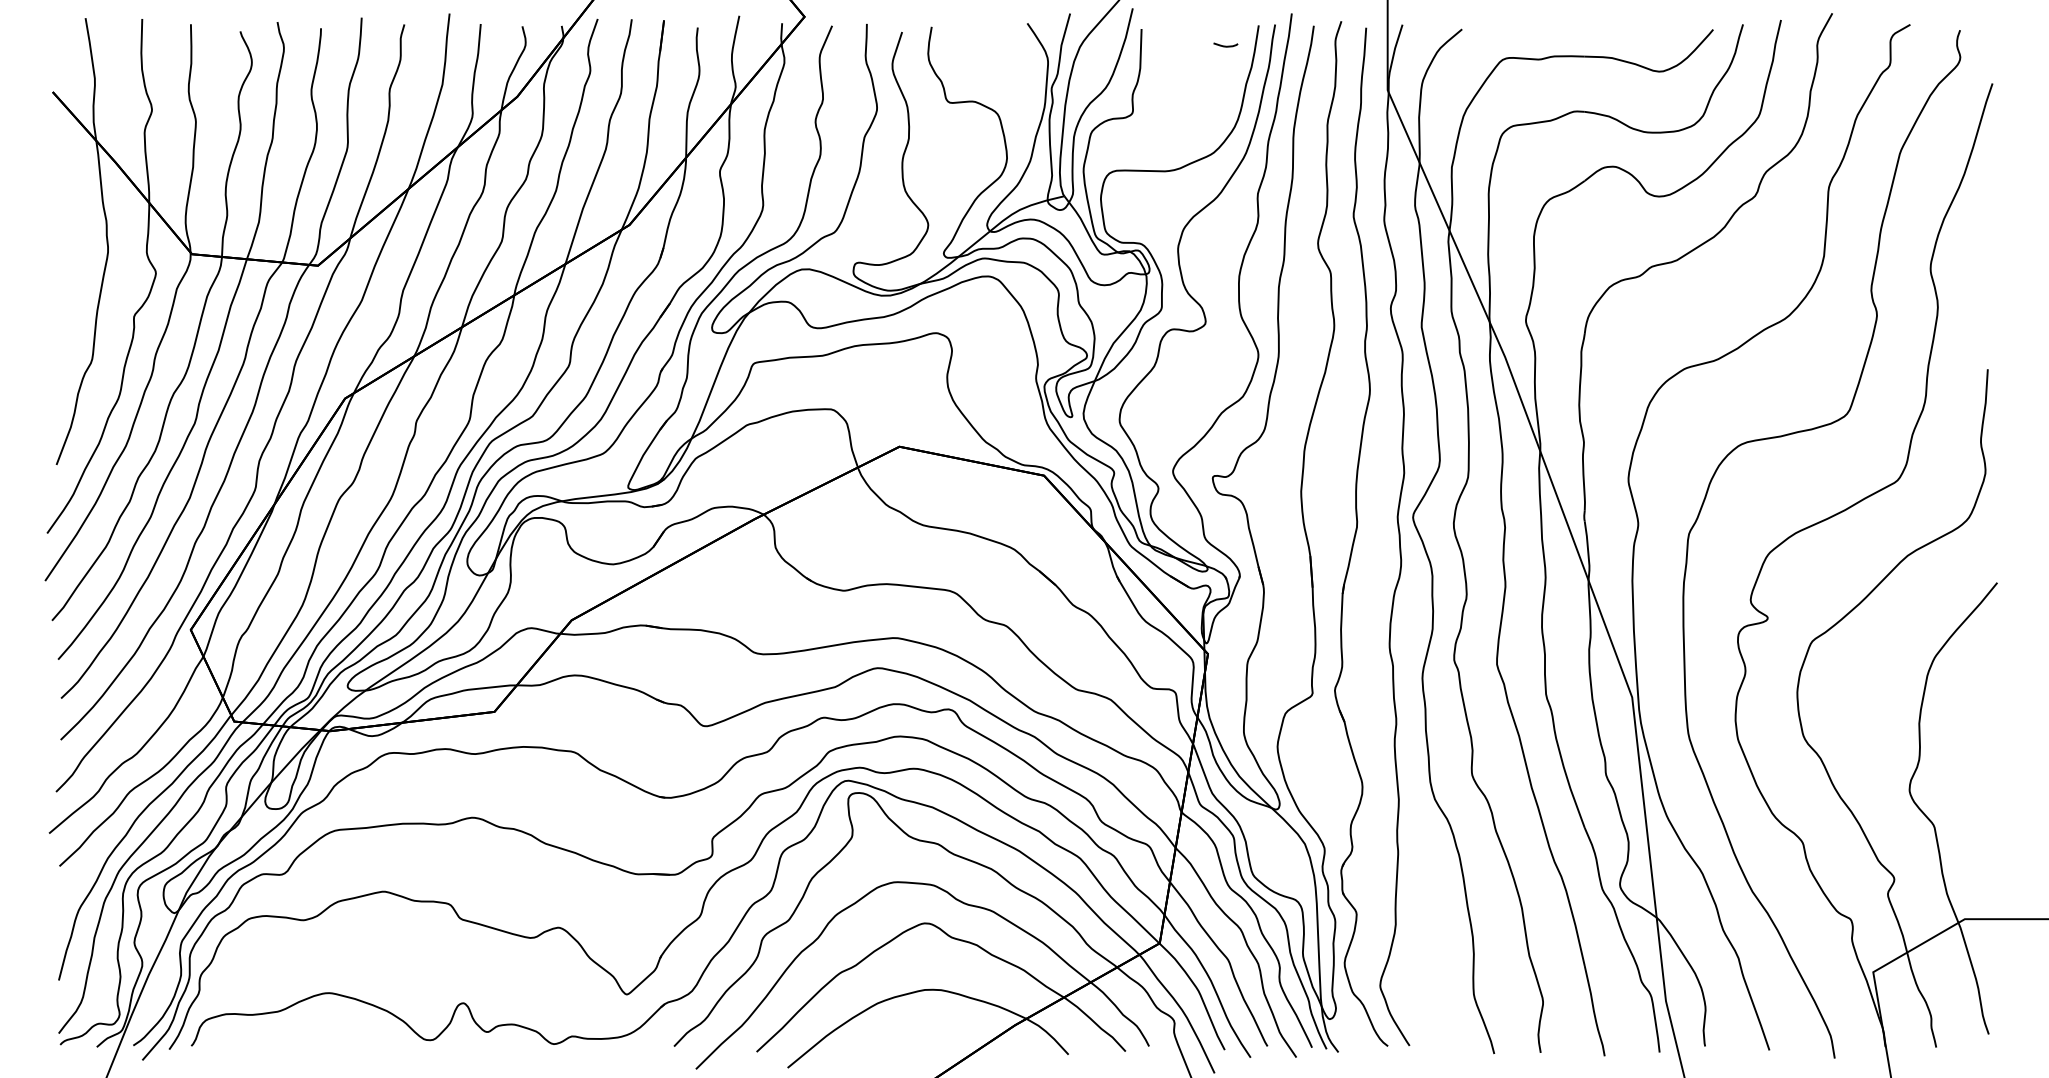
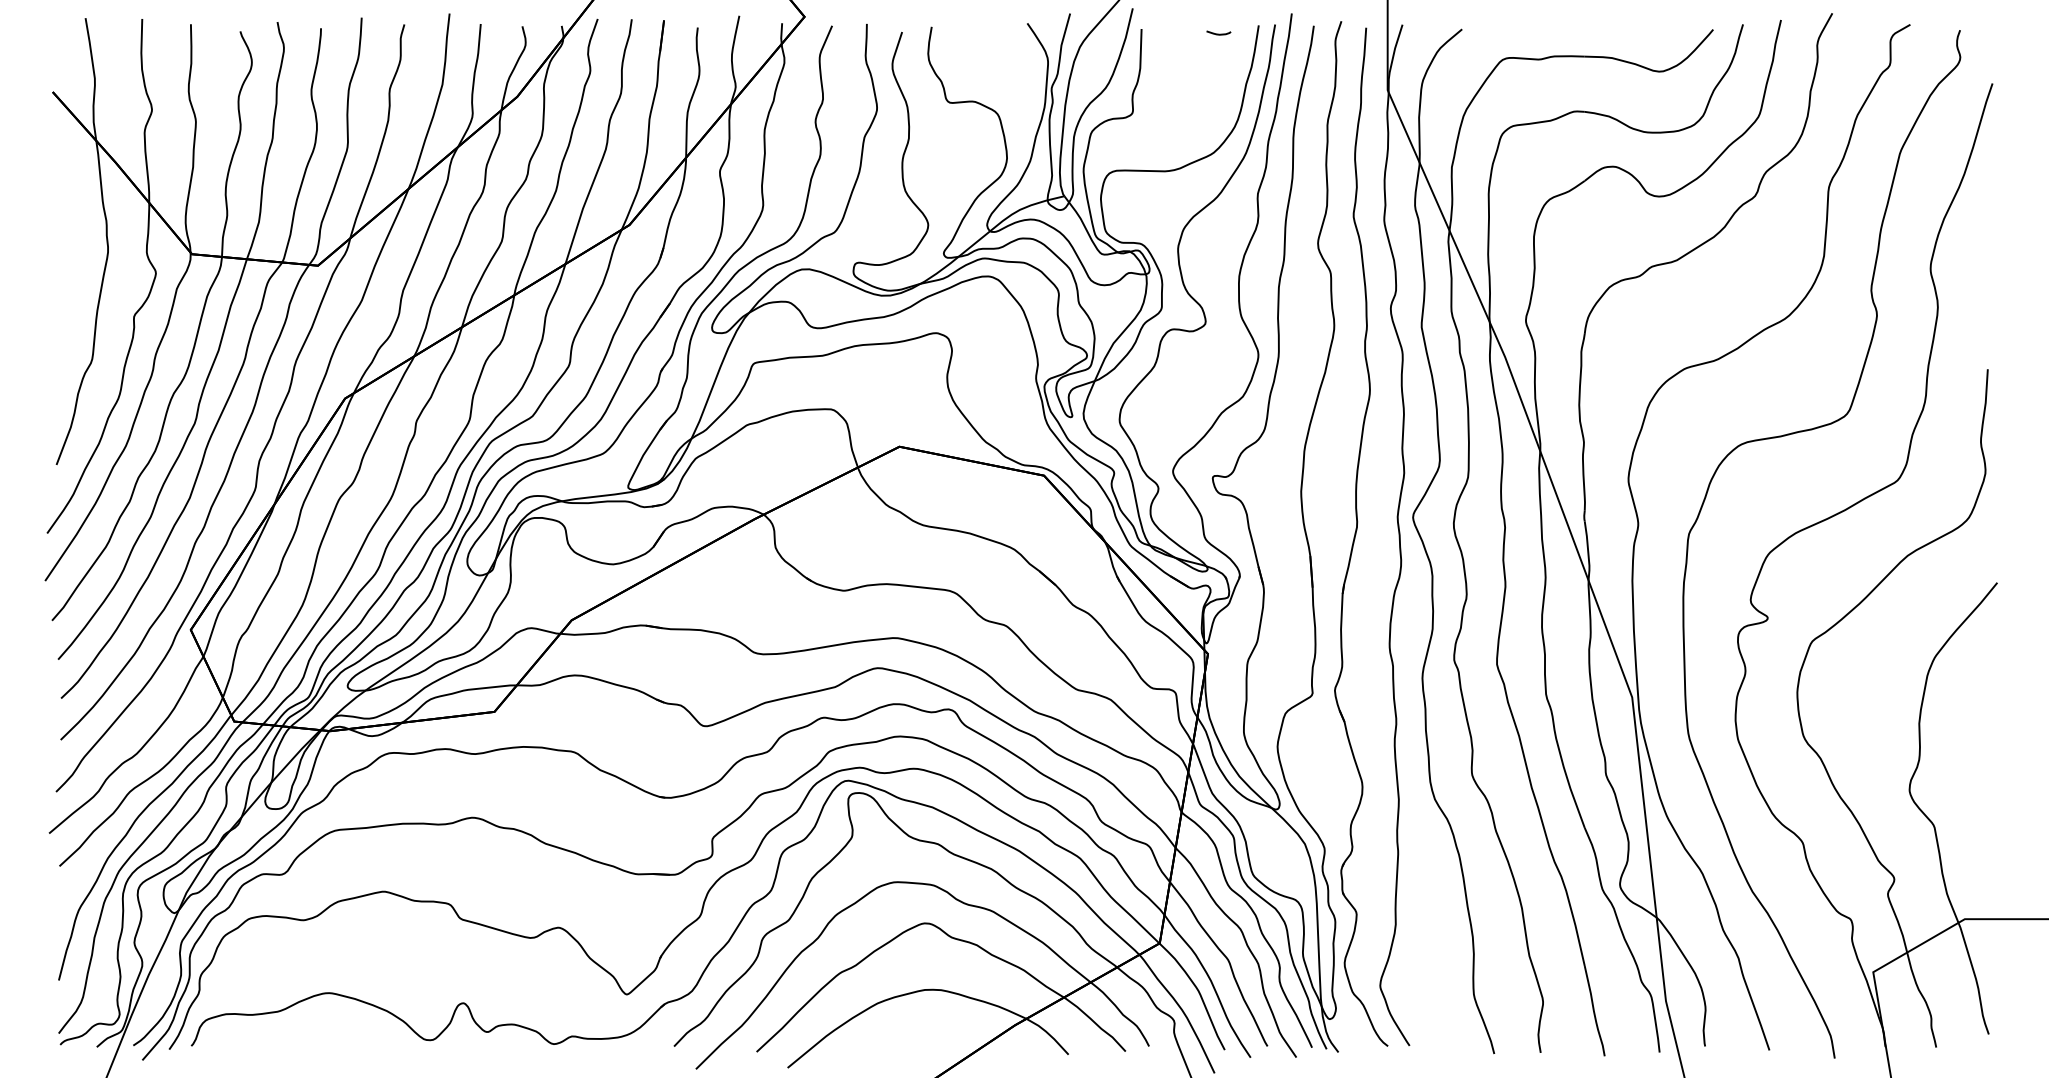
curve position: (1225, 45) -> (1218, 33) (1218, 33)
